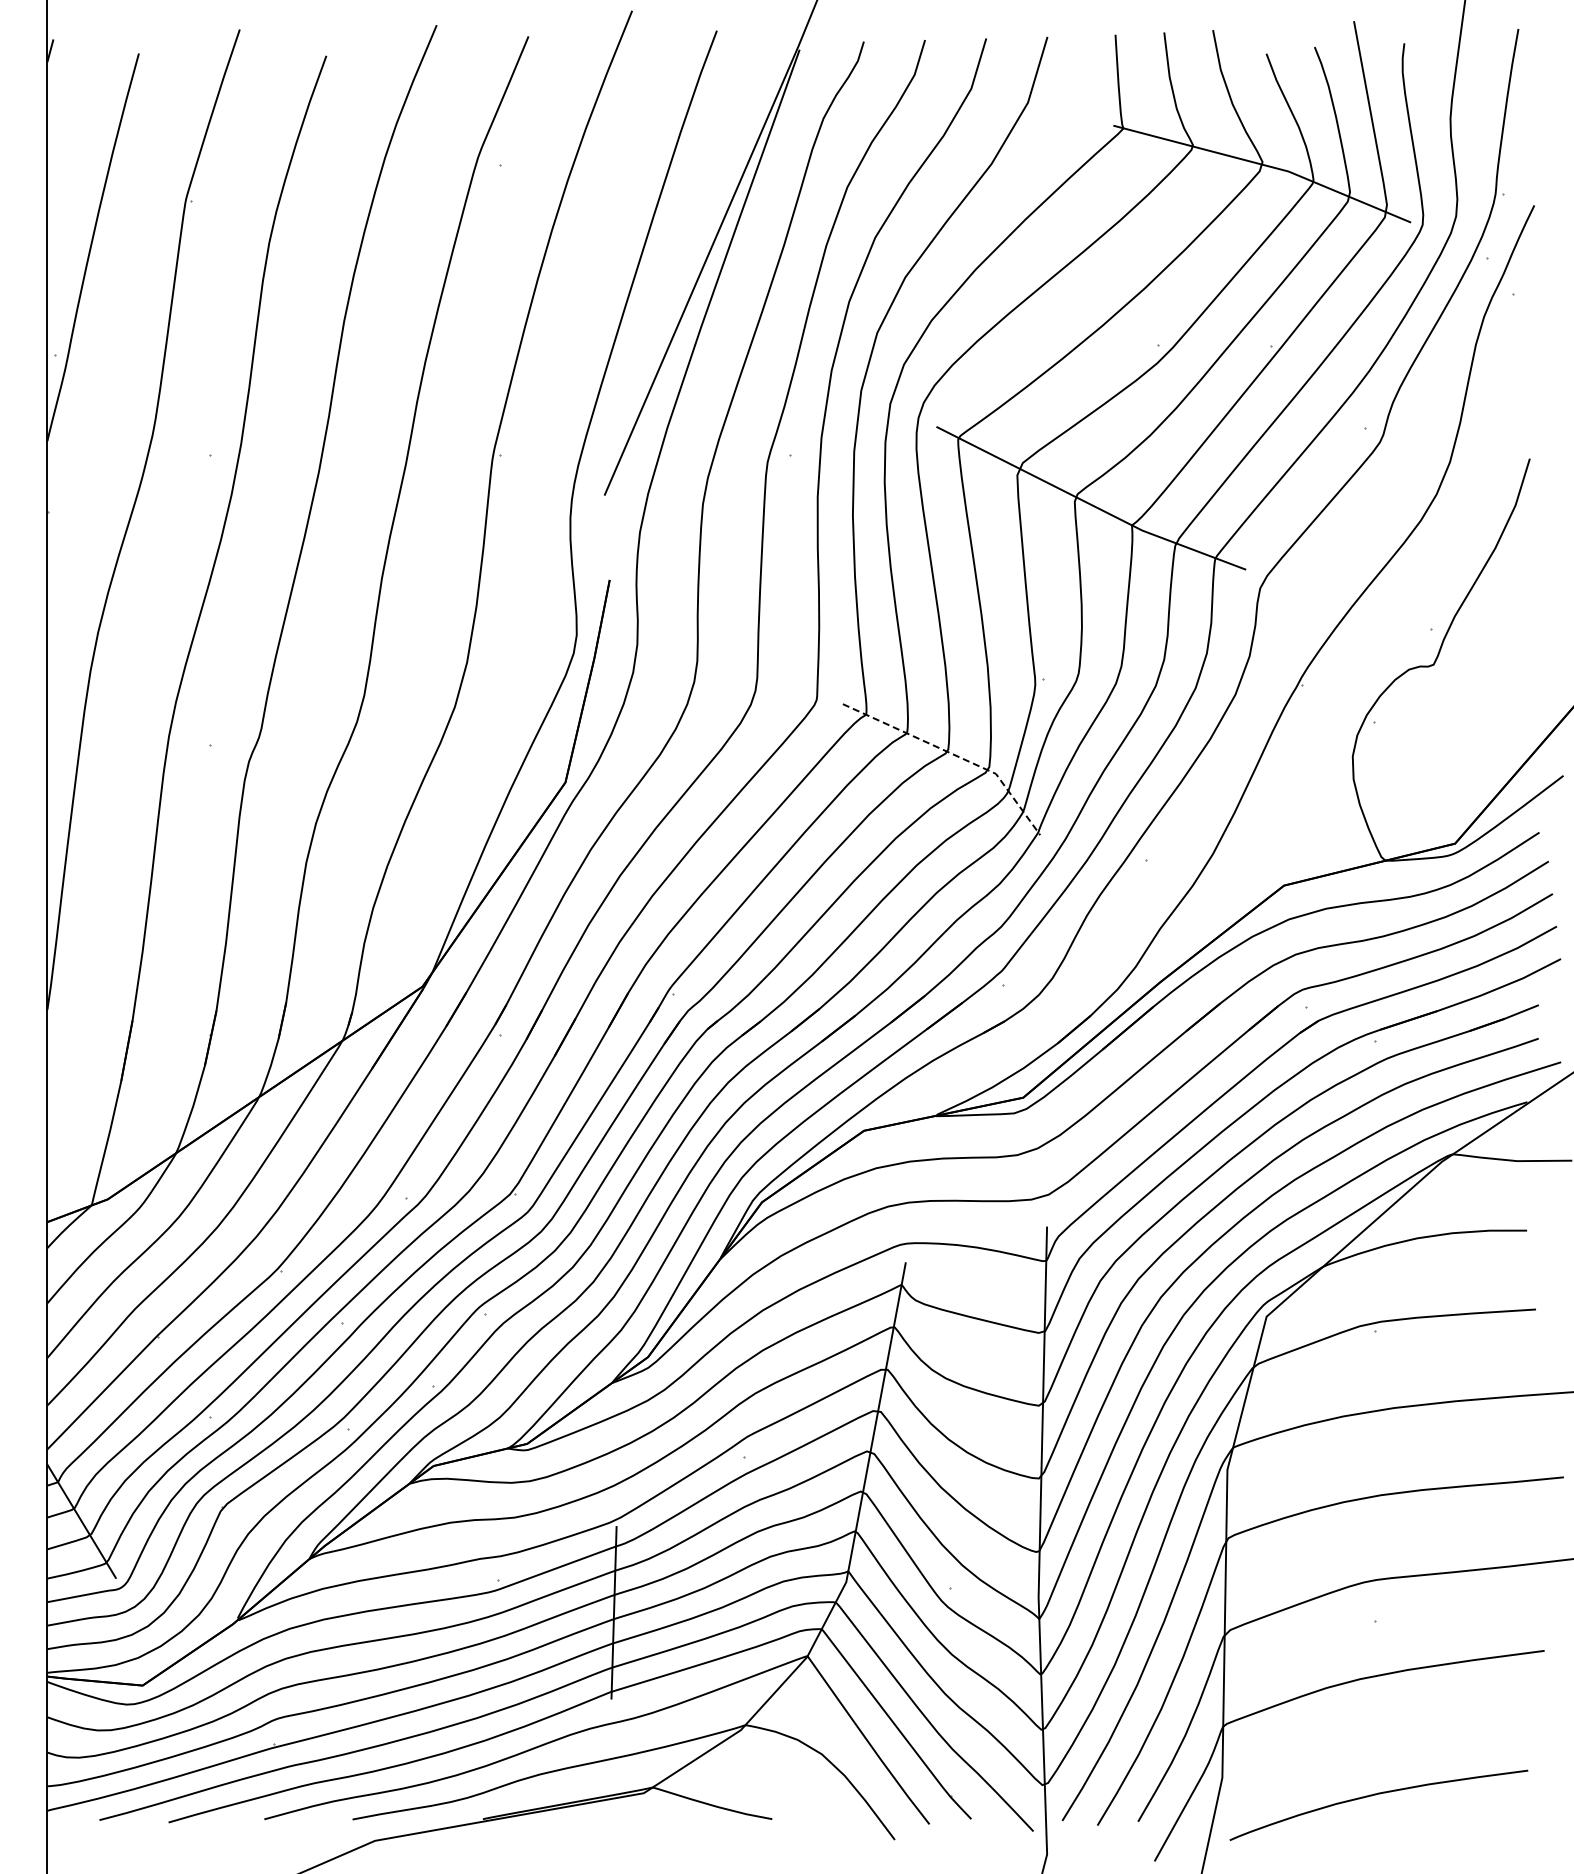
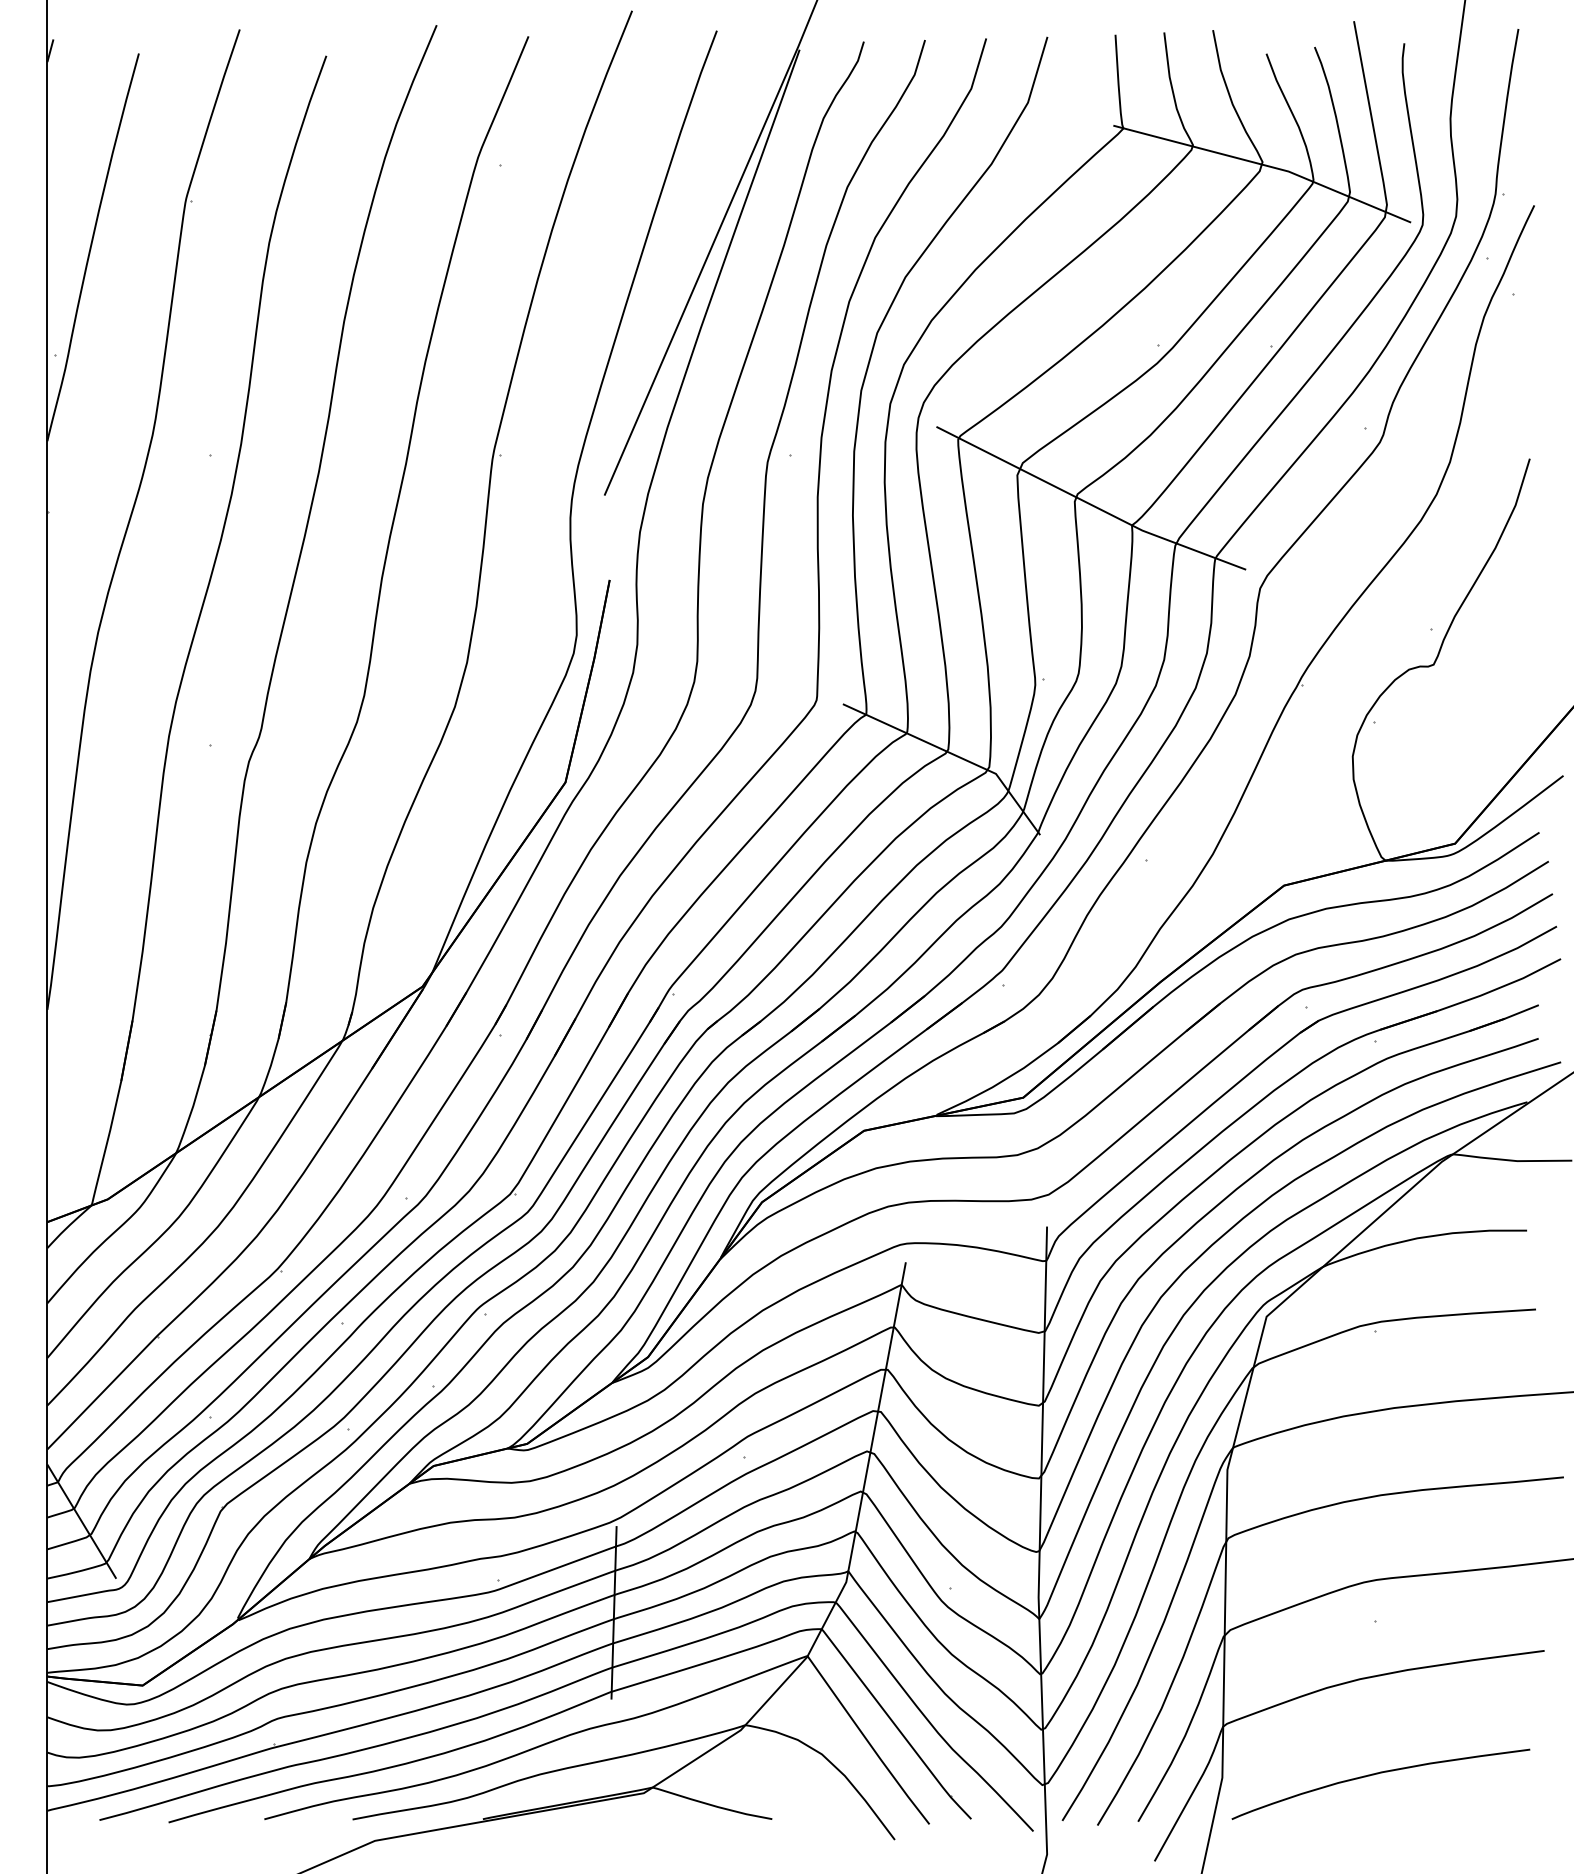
line: dashed -> solid (954, 754)
curve position: (1376, 1795) -> (1378, 1774) (1378, 1774)
